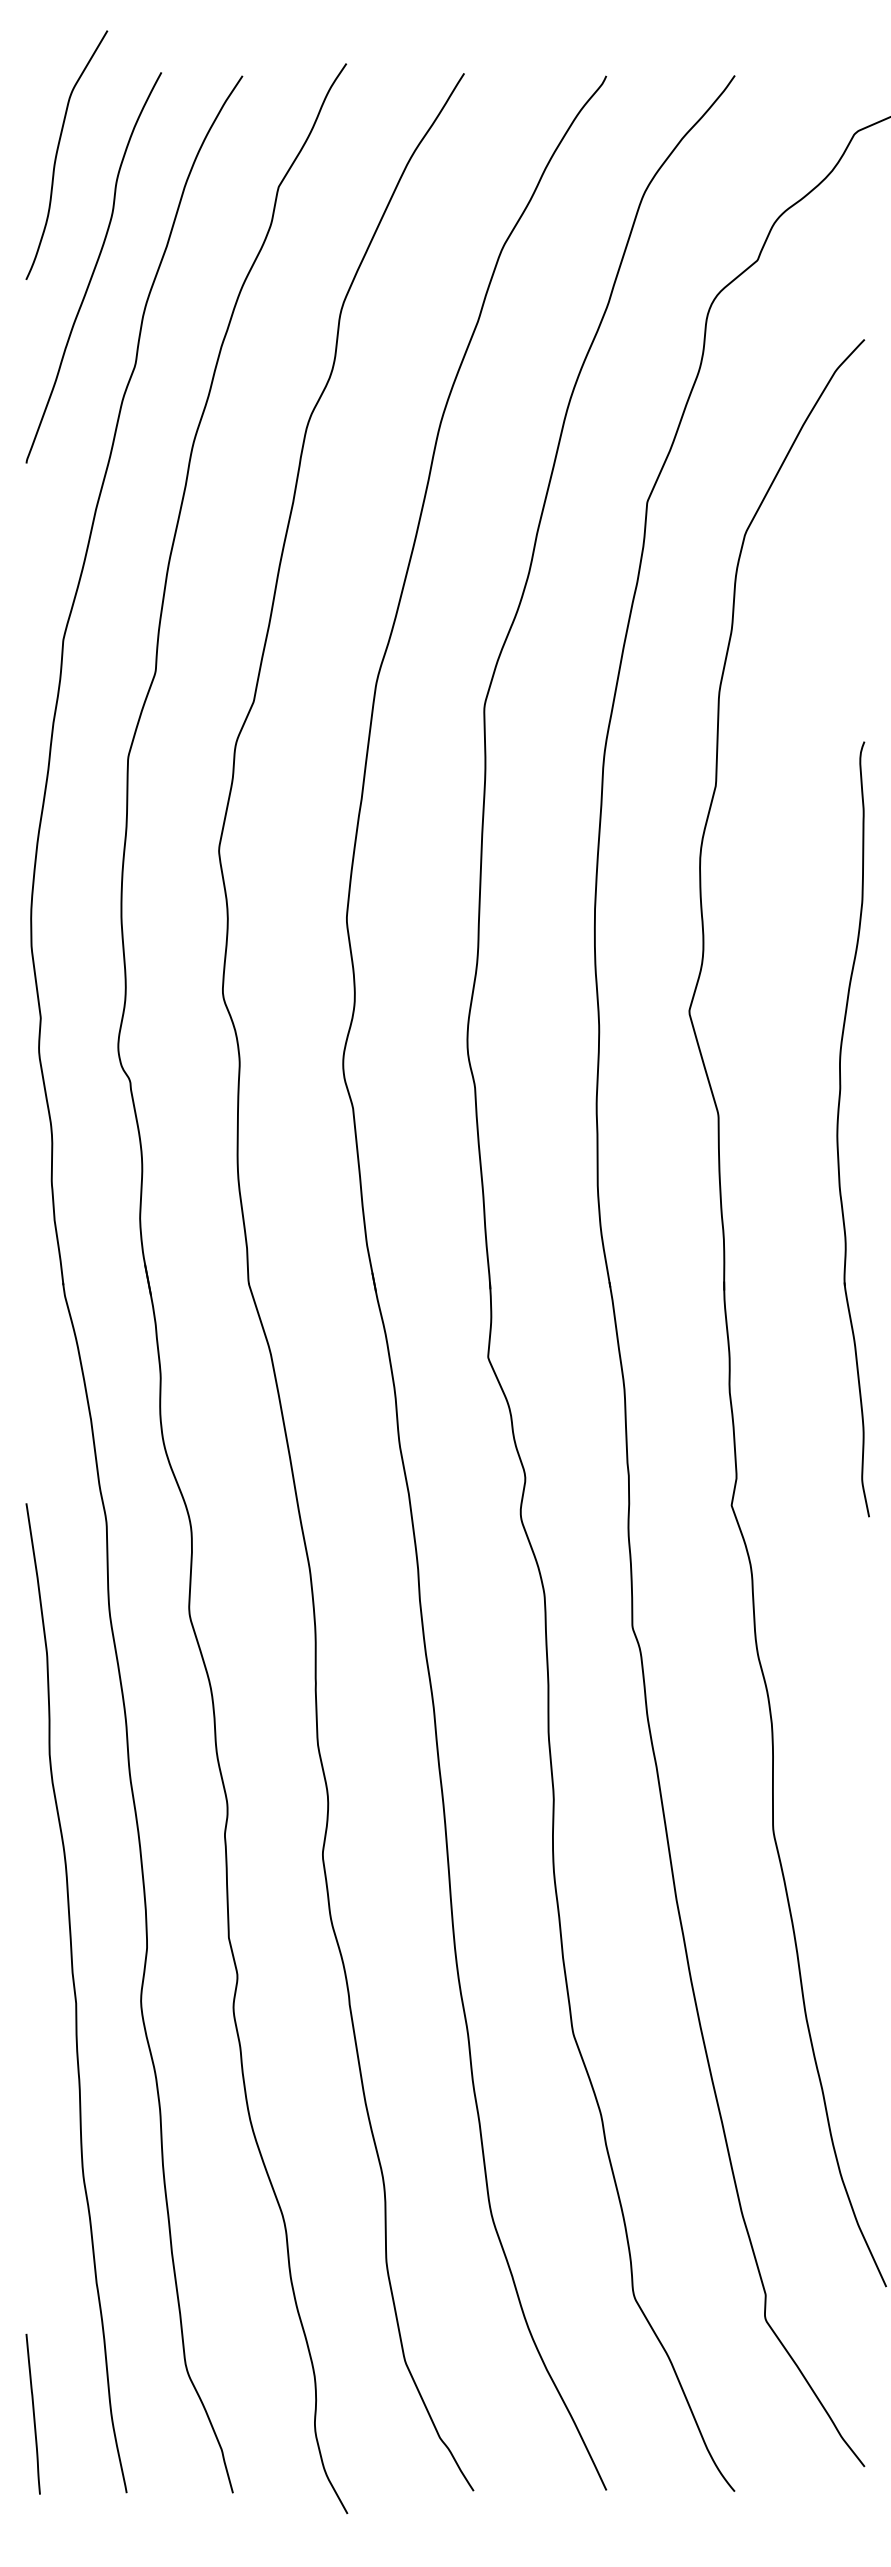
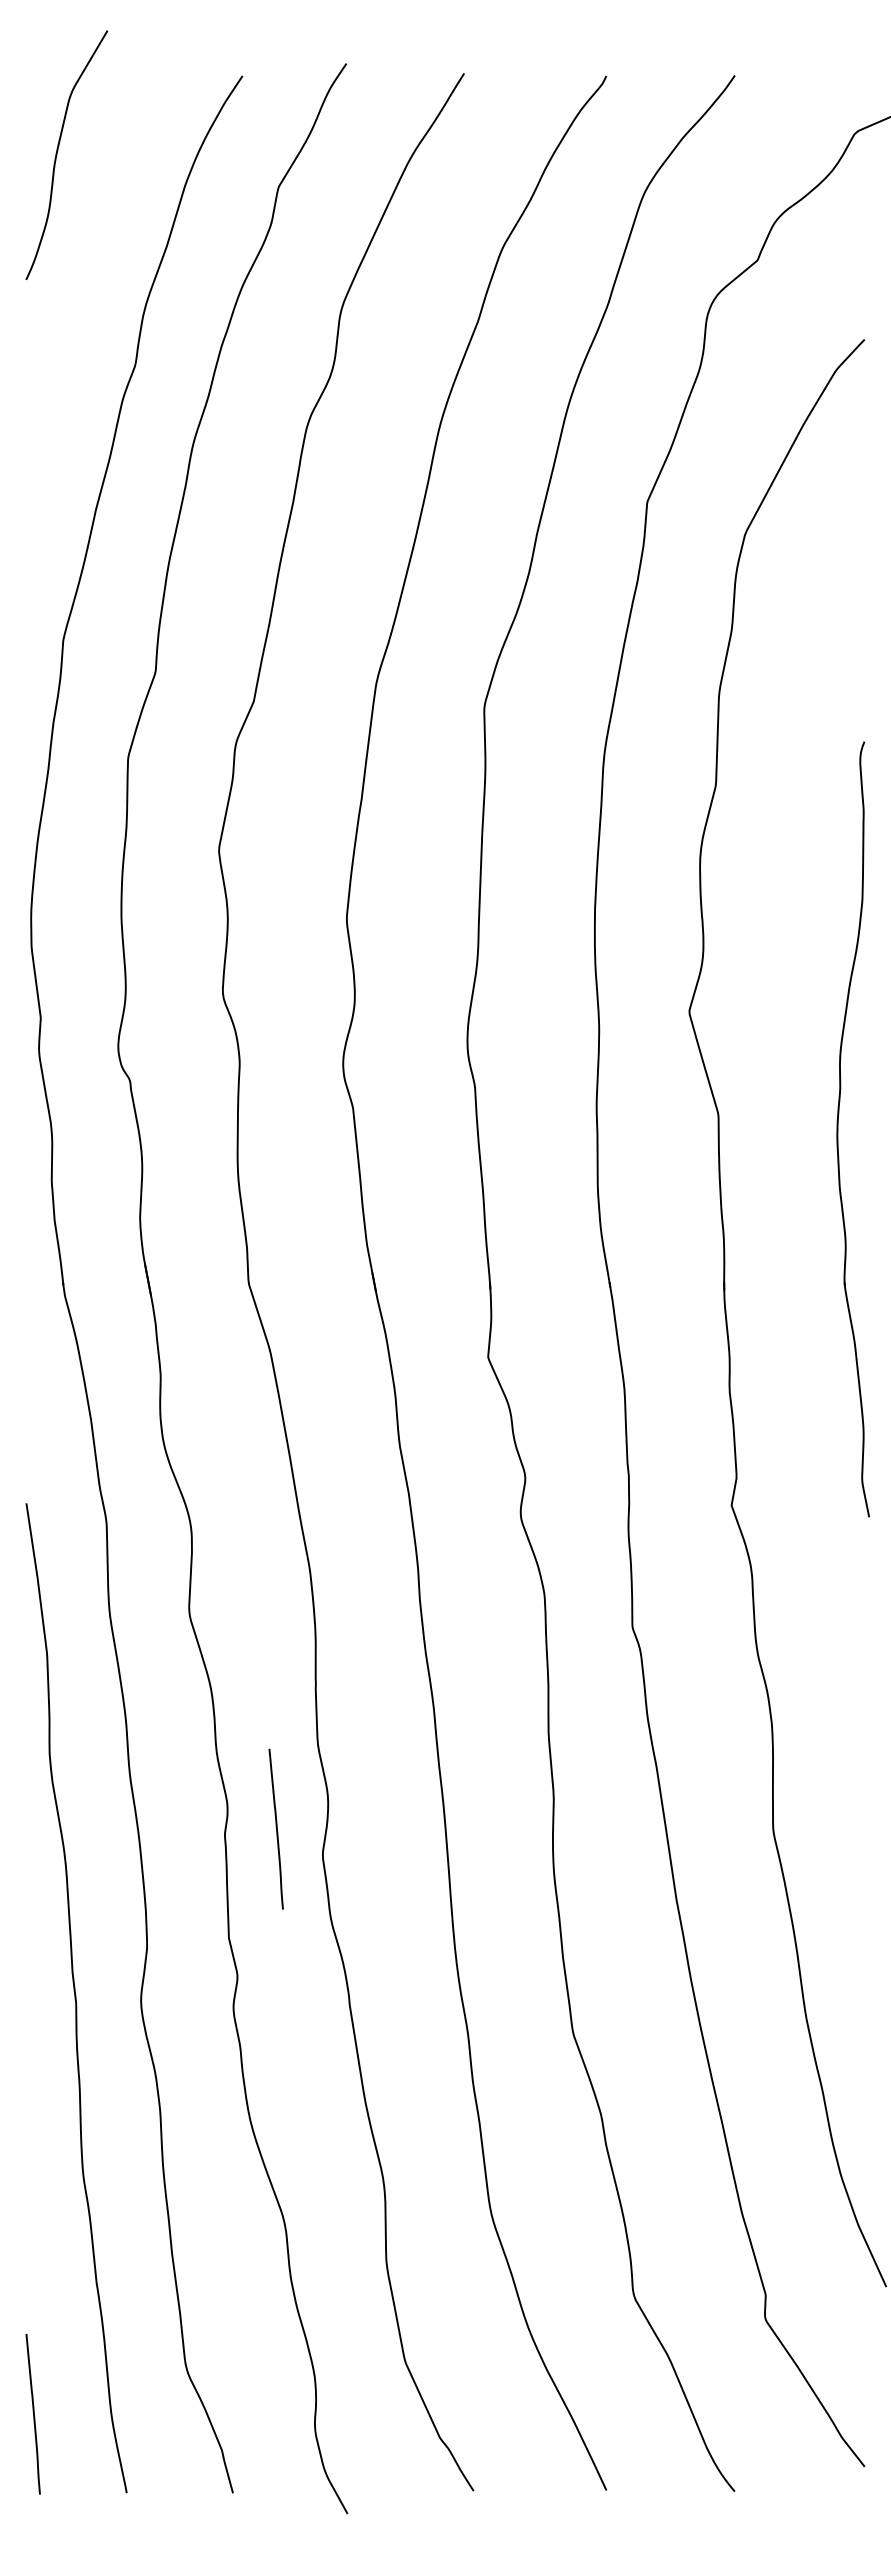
curve: present -> none (94, 267)
curve: none -> present (275, 1827)
